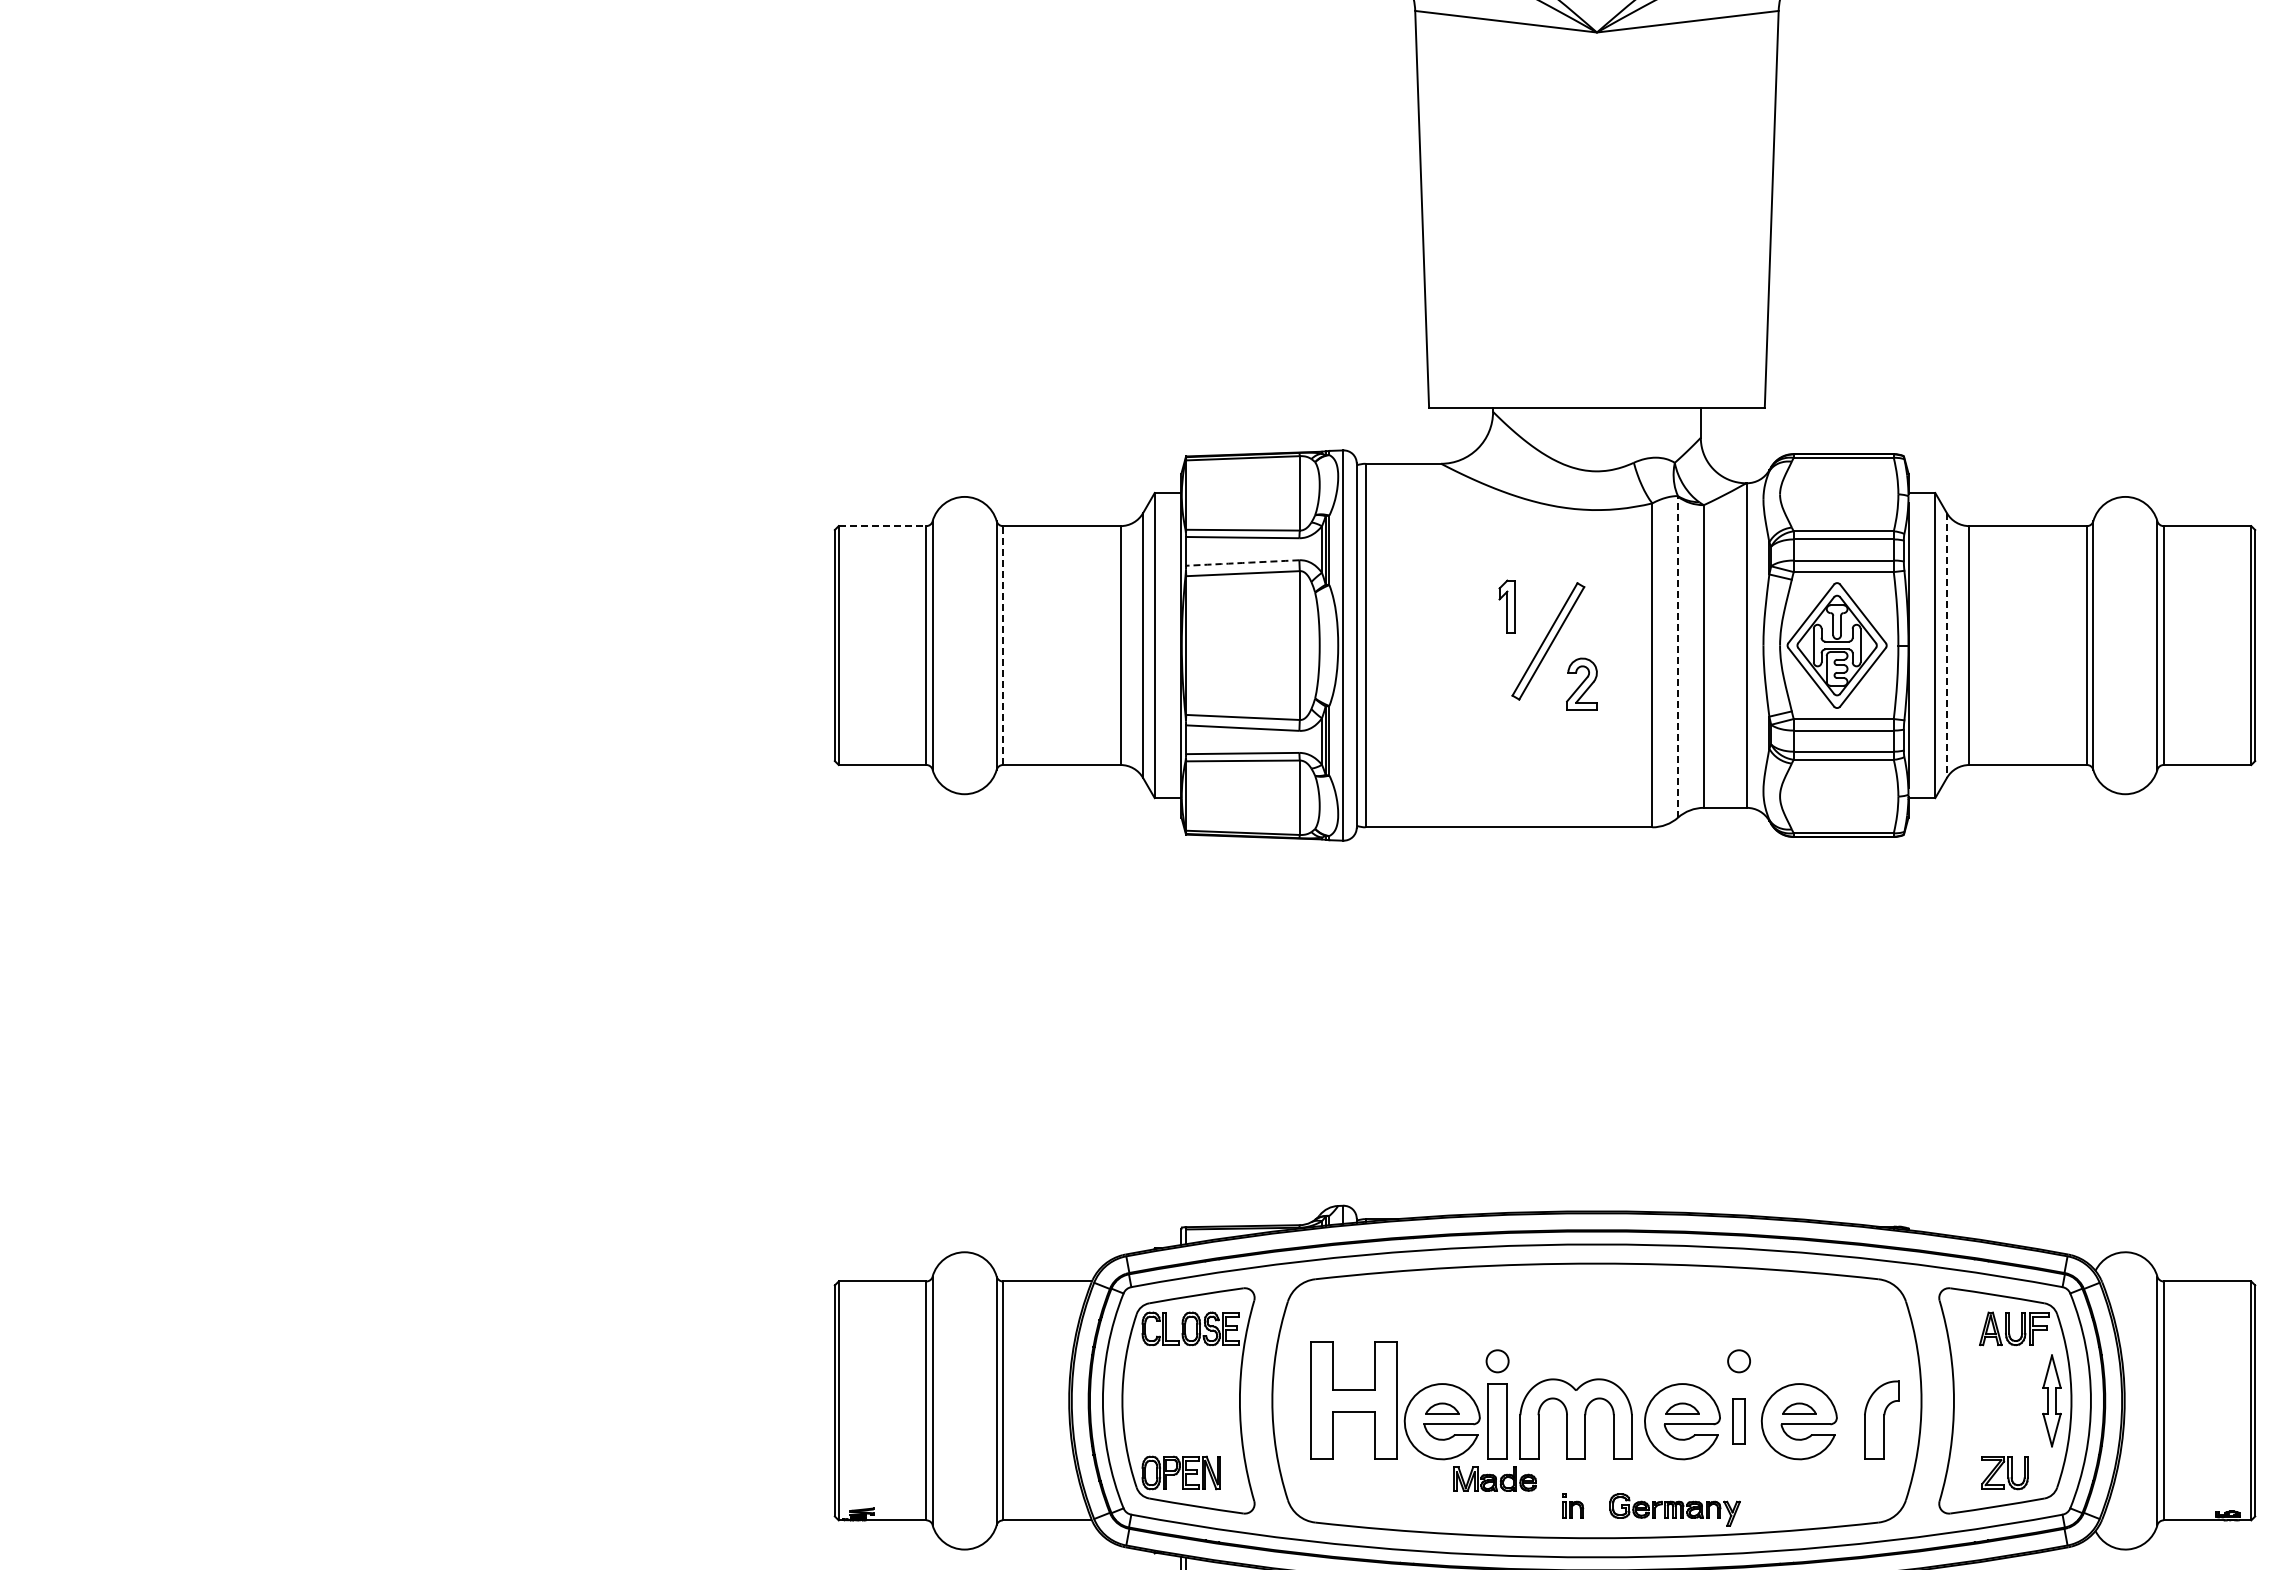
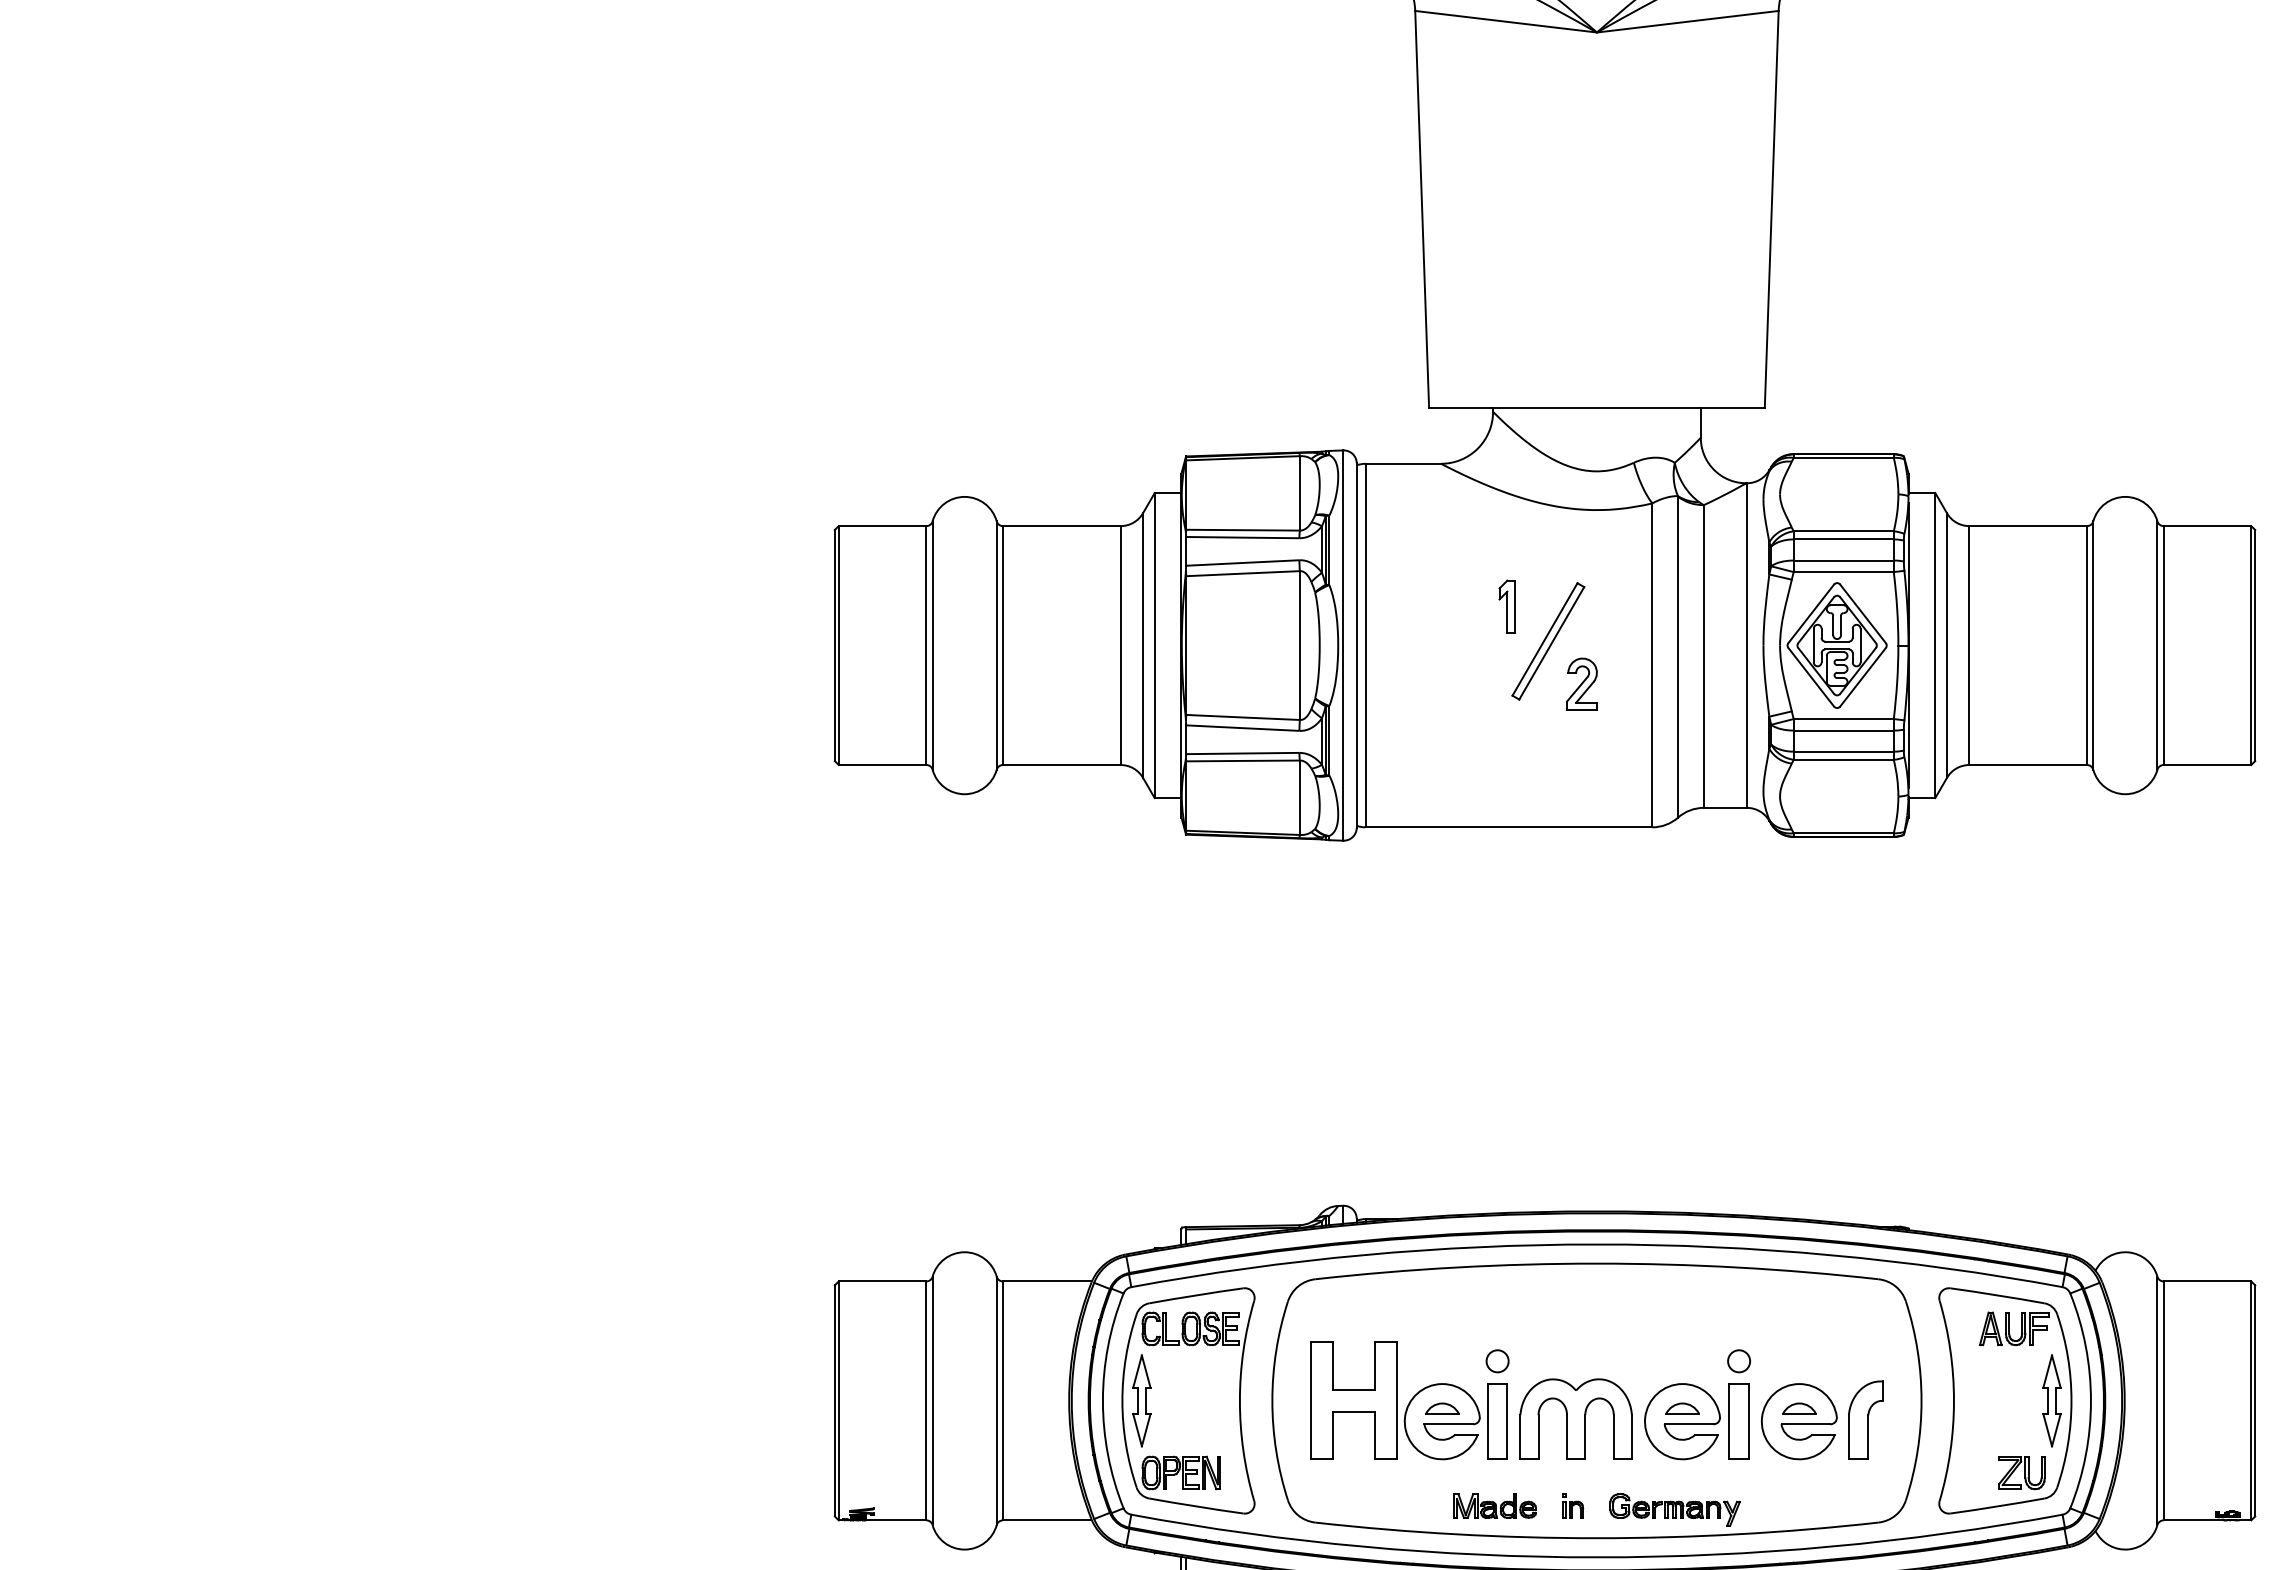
line: dashed -> solid (882, 526)
arc: dashed -> solid (1242, 562)
line: dashed -> solid (1002, 645)
line: dashed -> solid (1946, 646)
line: dashed -> solid (1678, 656)
part: none -> present (1141, 1400)
part position: (1881, 1419) -> (1865, 1419) (1865, 1419)
part size: 14x47 px -> 22x77 px (1738, 1421)
part position: (2004, 1473) -> (2021, 1473) (2021, 1473)
part position: (1494, 1478) -> (1494, 1505) (1494, 1505)
